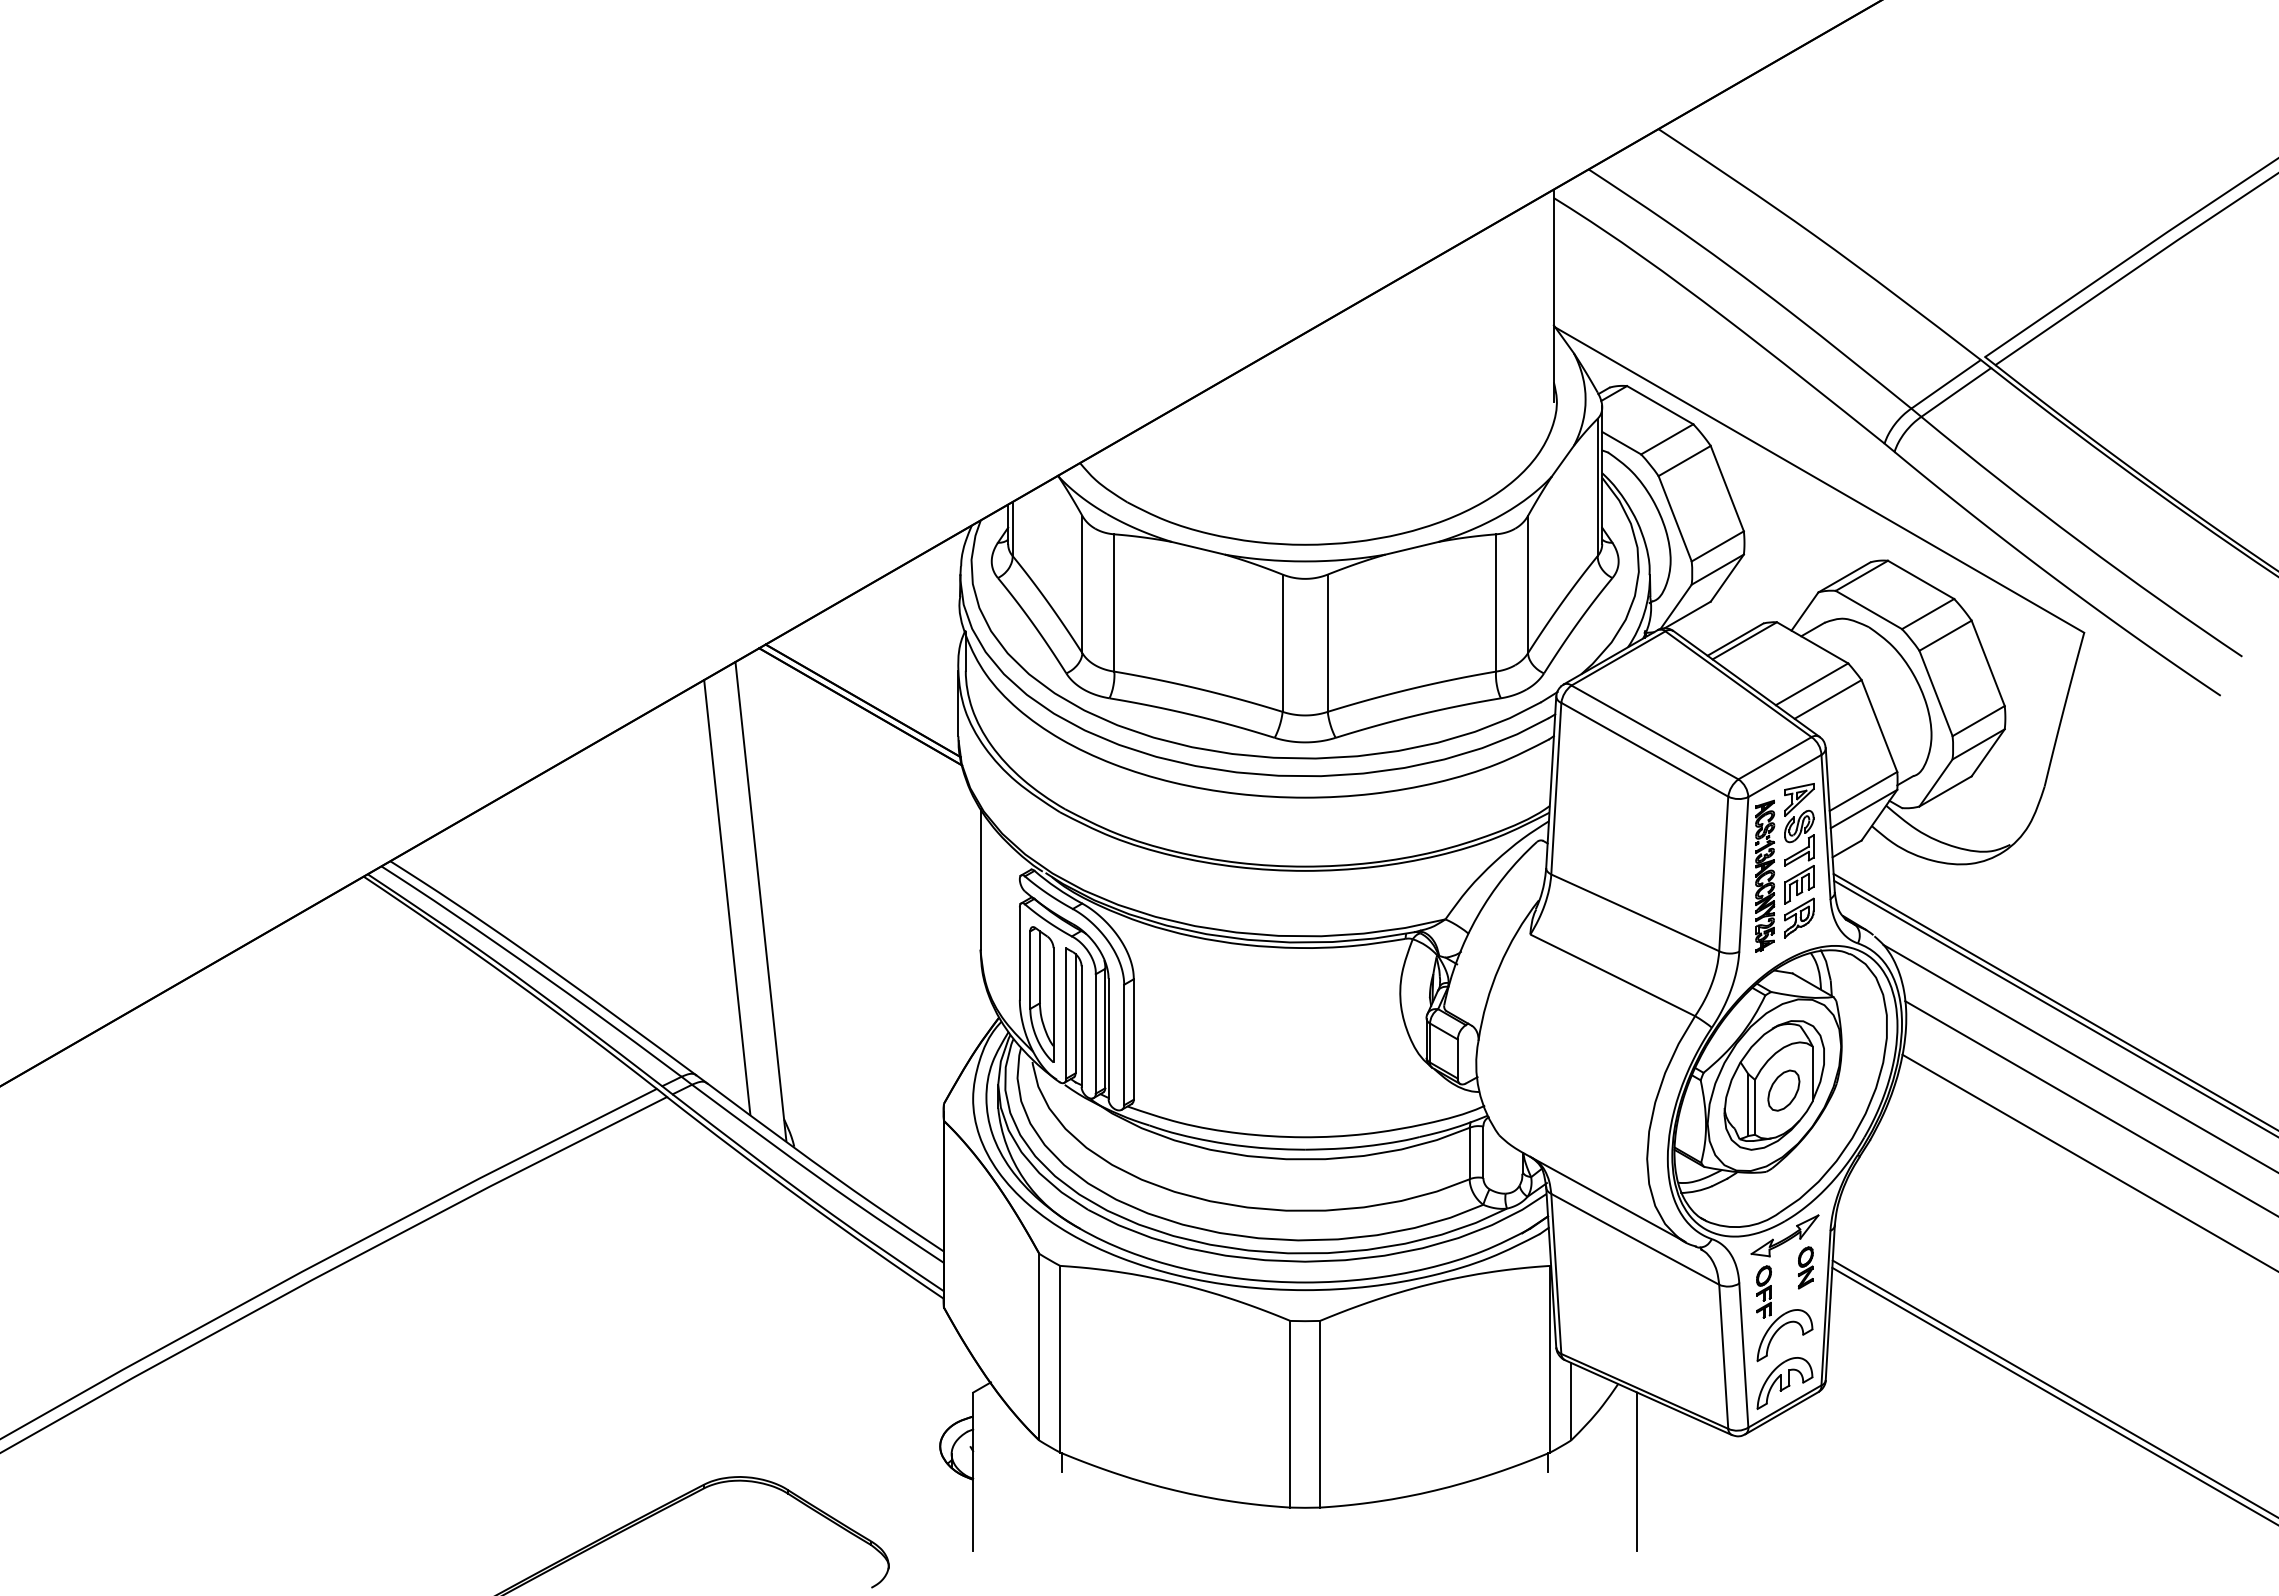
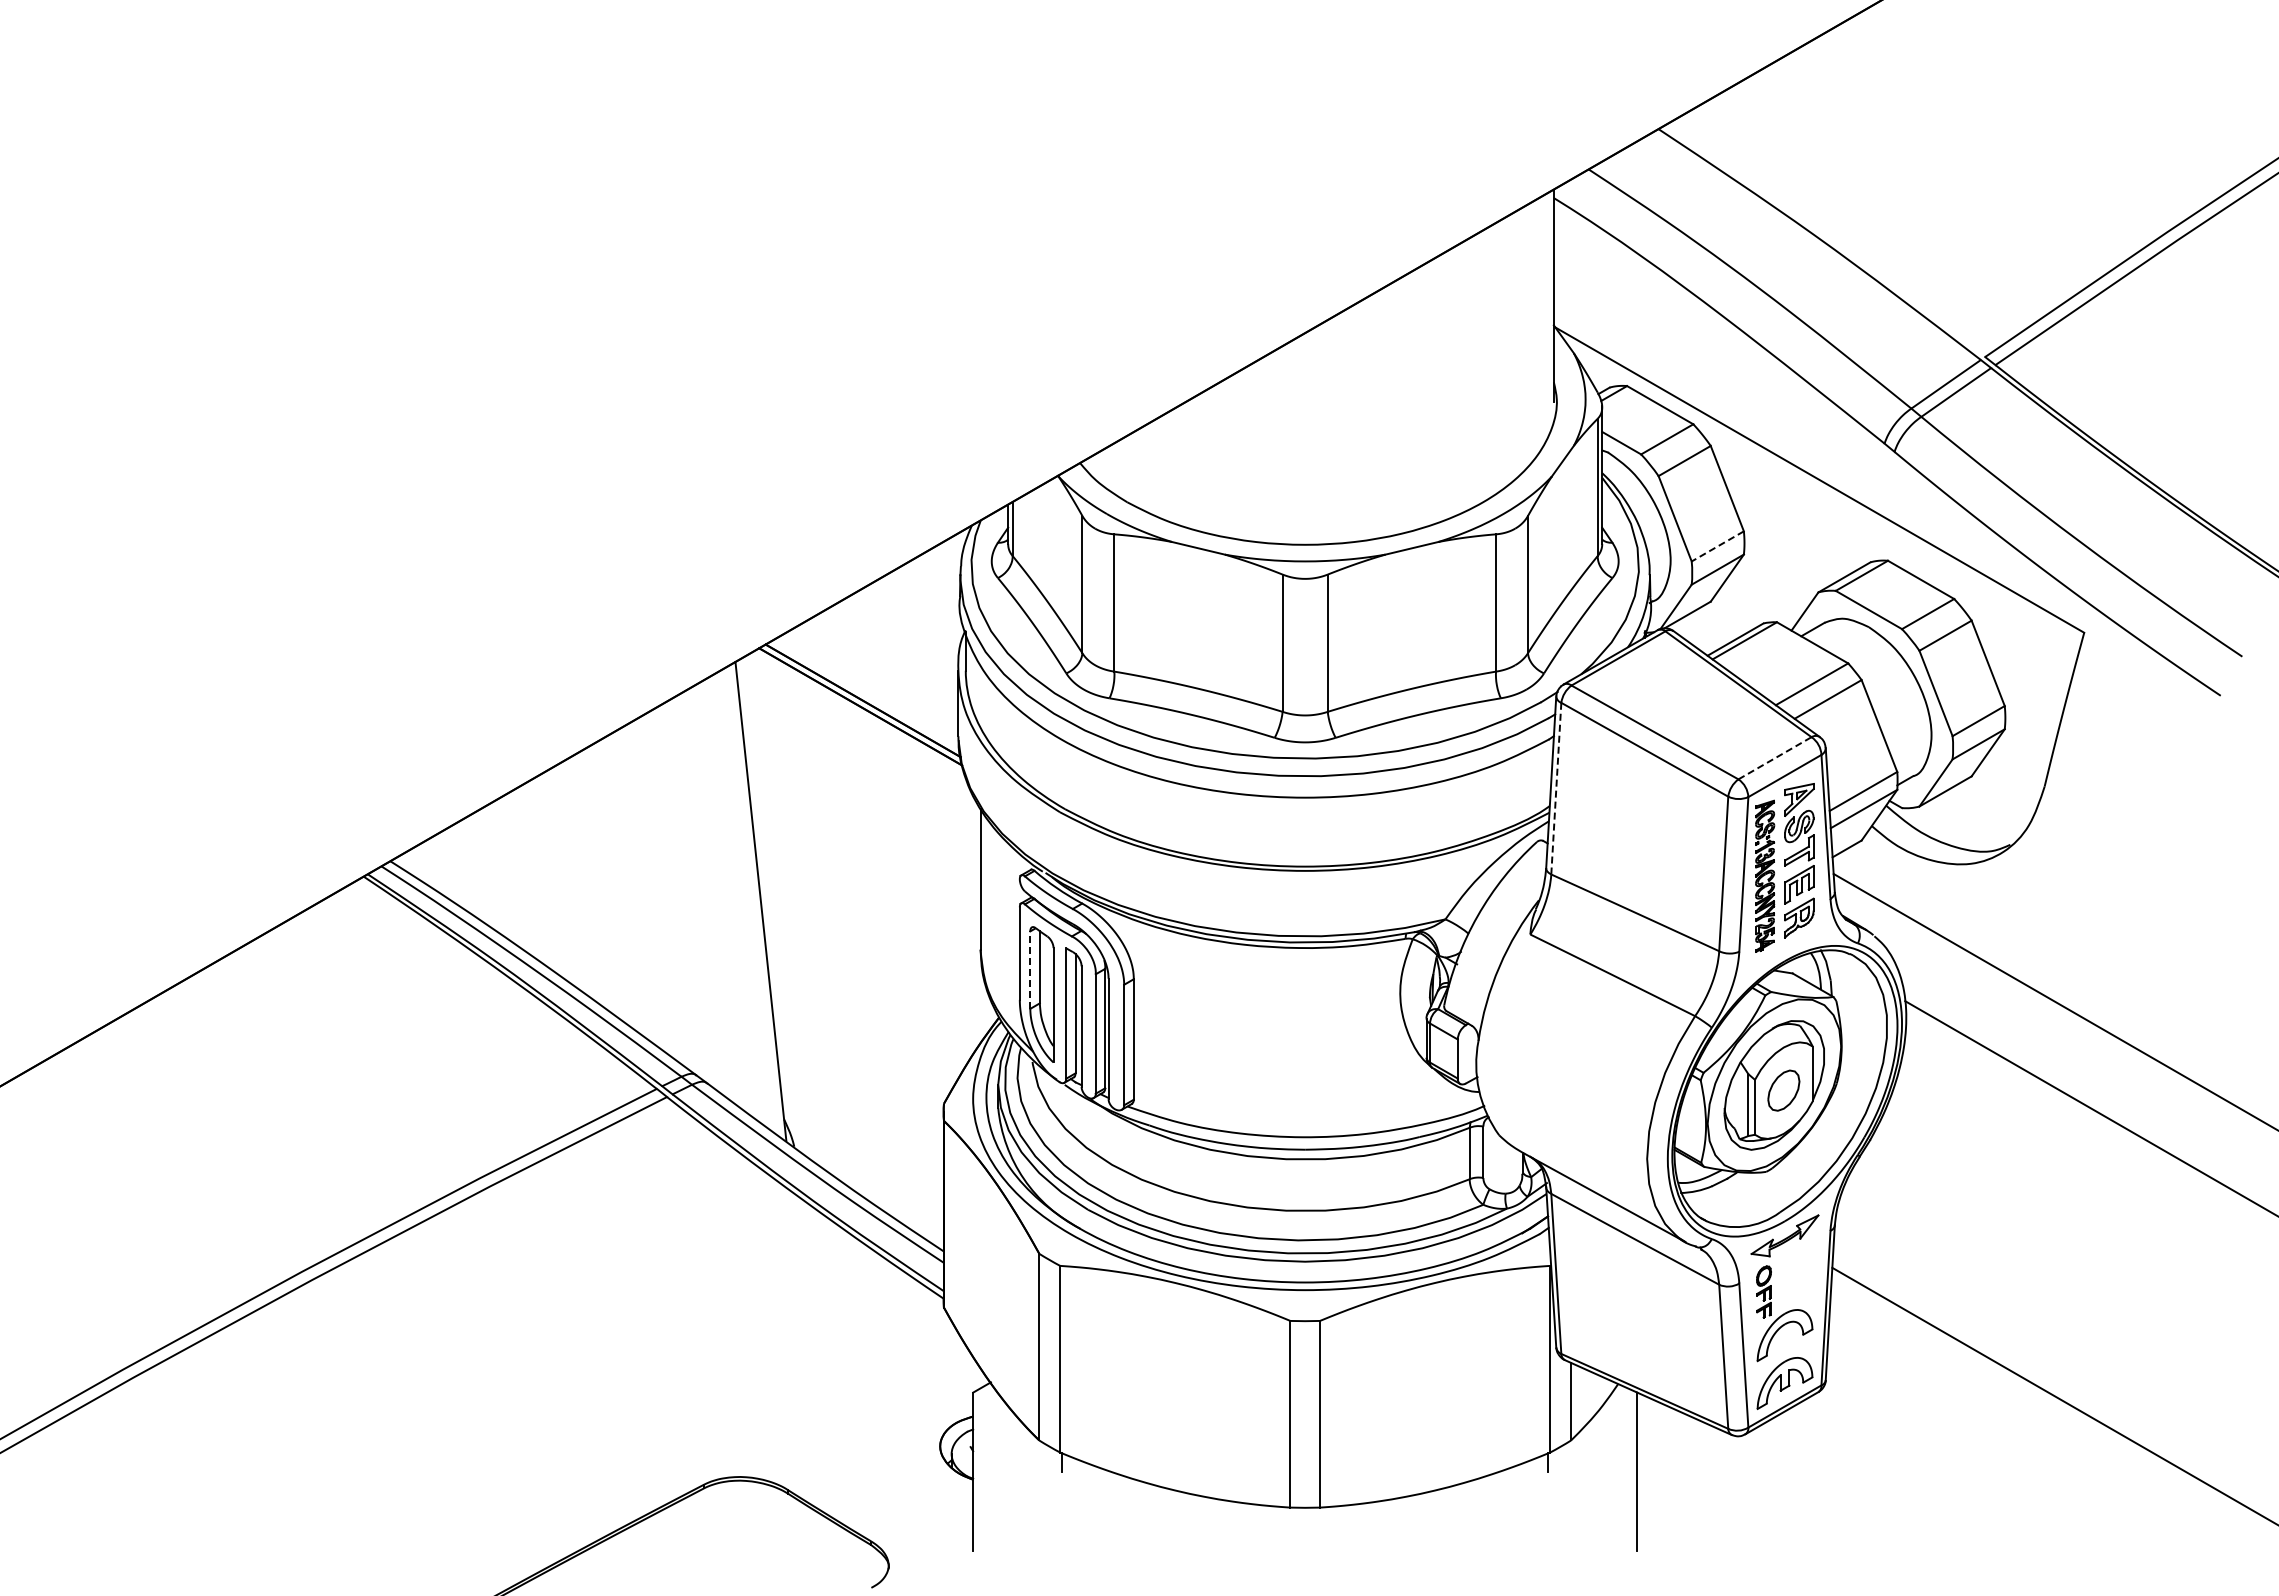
line: solid -> dashed (1717, 546)
line: solid -> dashed (1775, 758)
line: solid -> dashed (1556, 788)
line: present -> none (727, 896)
line: solid -> dashed (1030, 970)
line: present -> none (2054, 1007)
line: present -> none (2079, 1057)
line: present -> none (2088, 1161)
part: present -> none (1805, 1267)
line: present -> none (2053, 1388)
